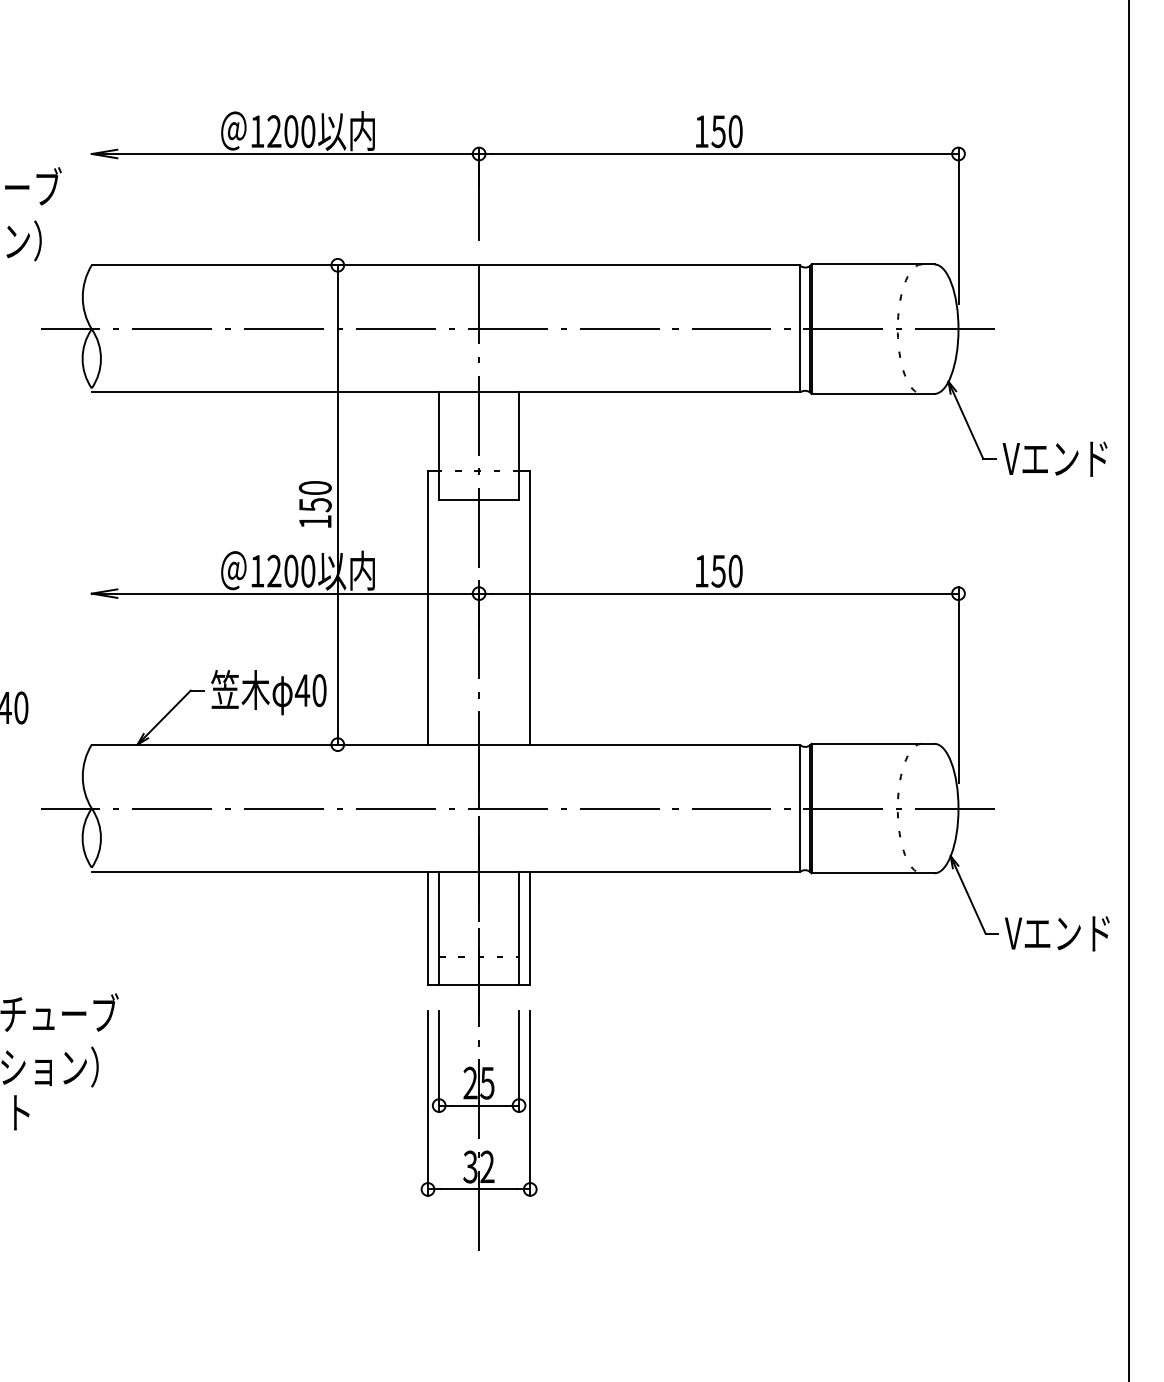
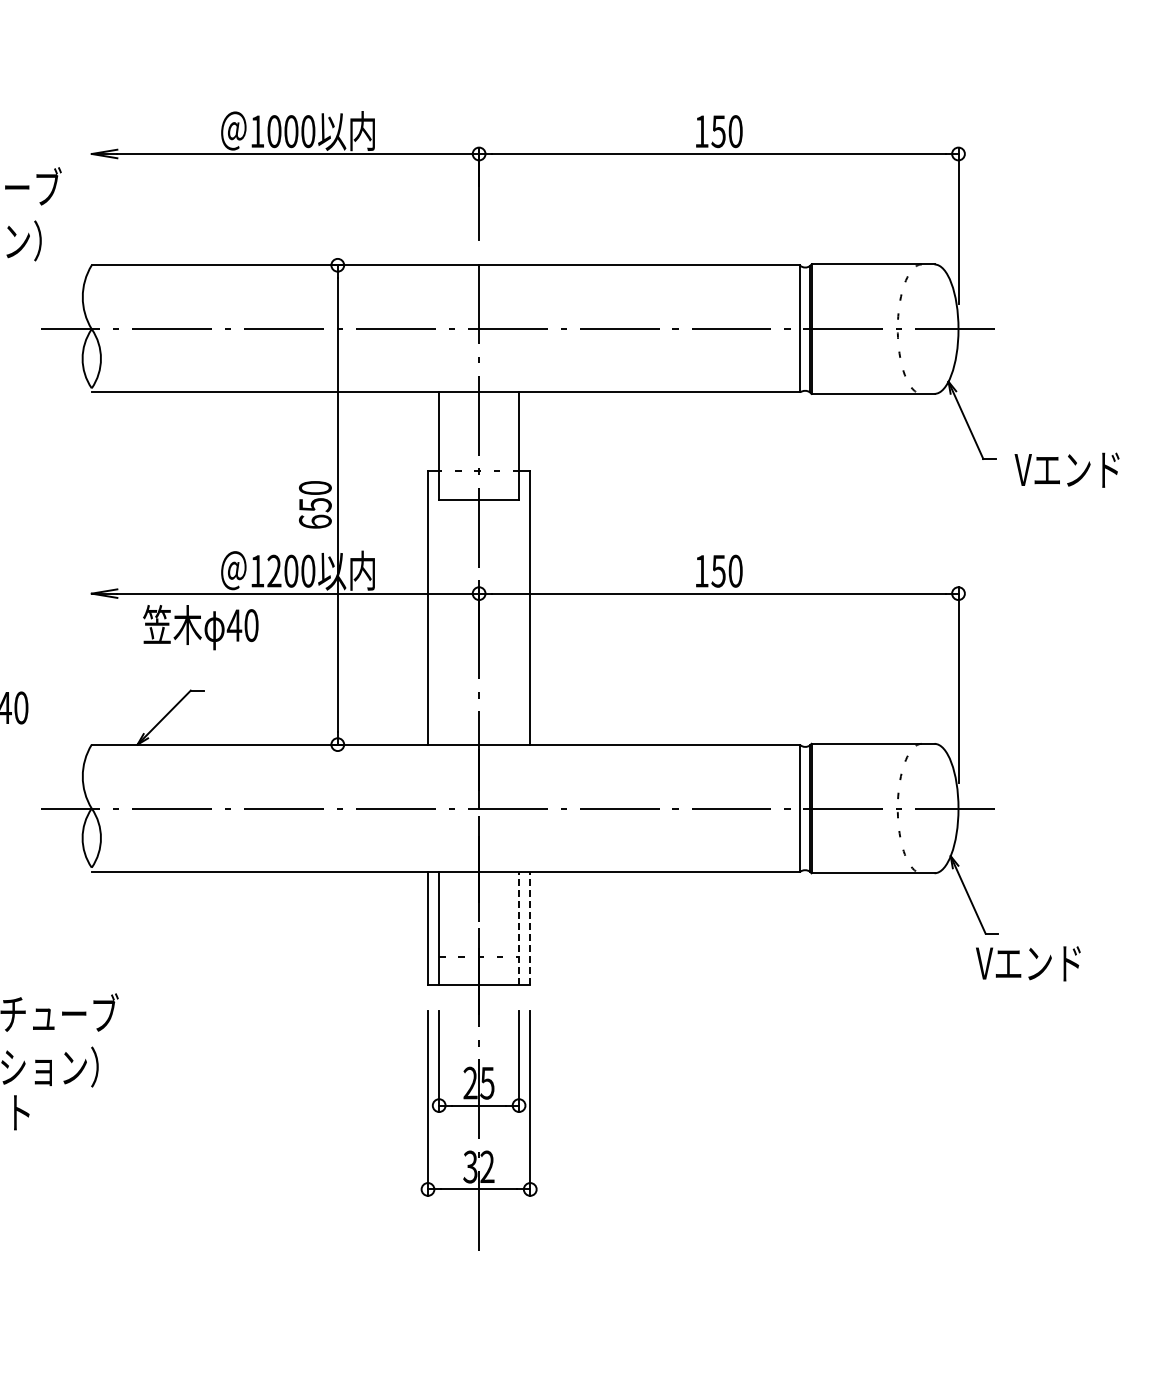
text: 1200 -> 1000 (274, 131)
text position: (1054, 458) -> (1066, 469) (1066, 469)
text: 150 -> 650 (314, 521)
line: present -> none (1129, 690)
text position: (268, 692) -> (200, 627) (200, 627)
line: solid -> dashed (519, 928)
line: solid -> dashed (530, 928)
text position: (1057, 933) -> (1028, 963) (1028, 963)
